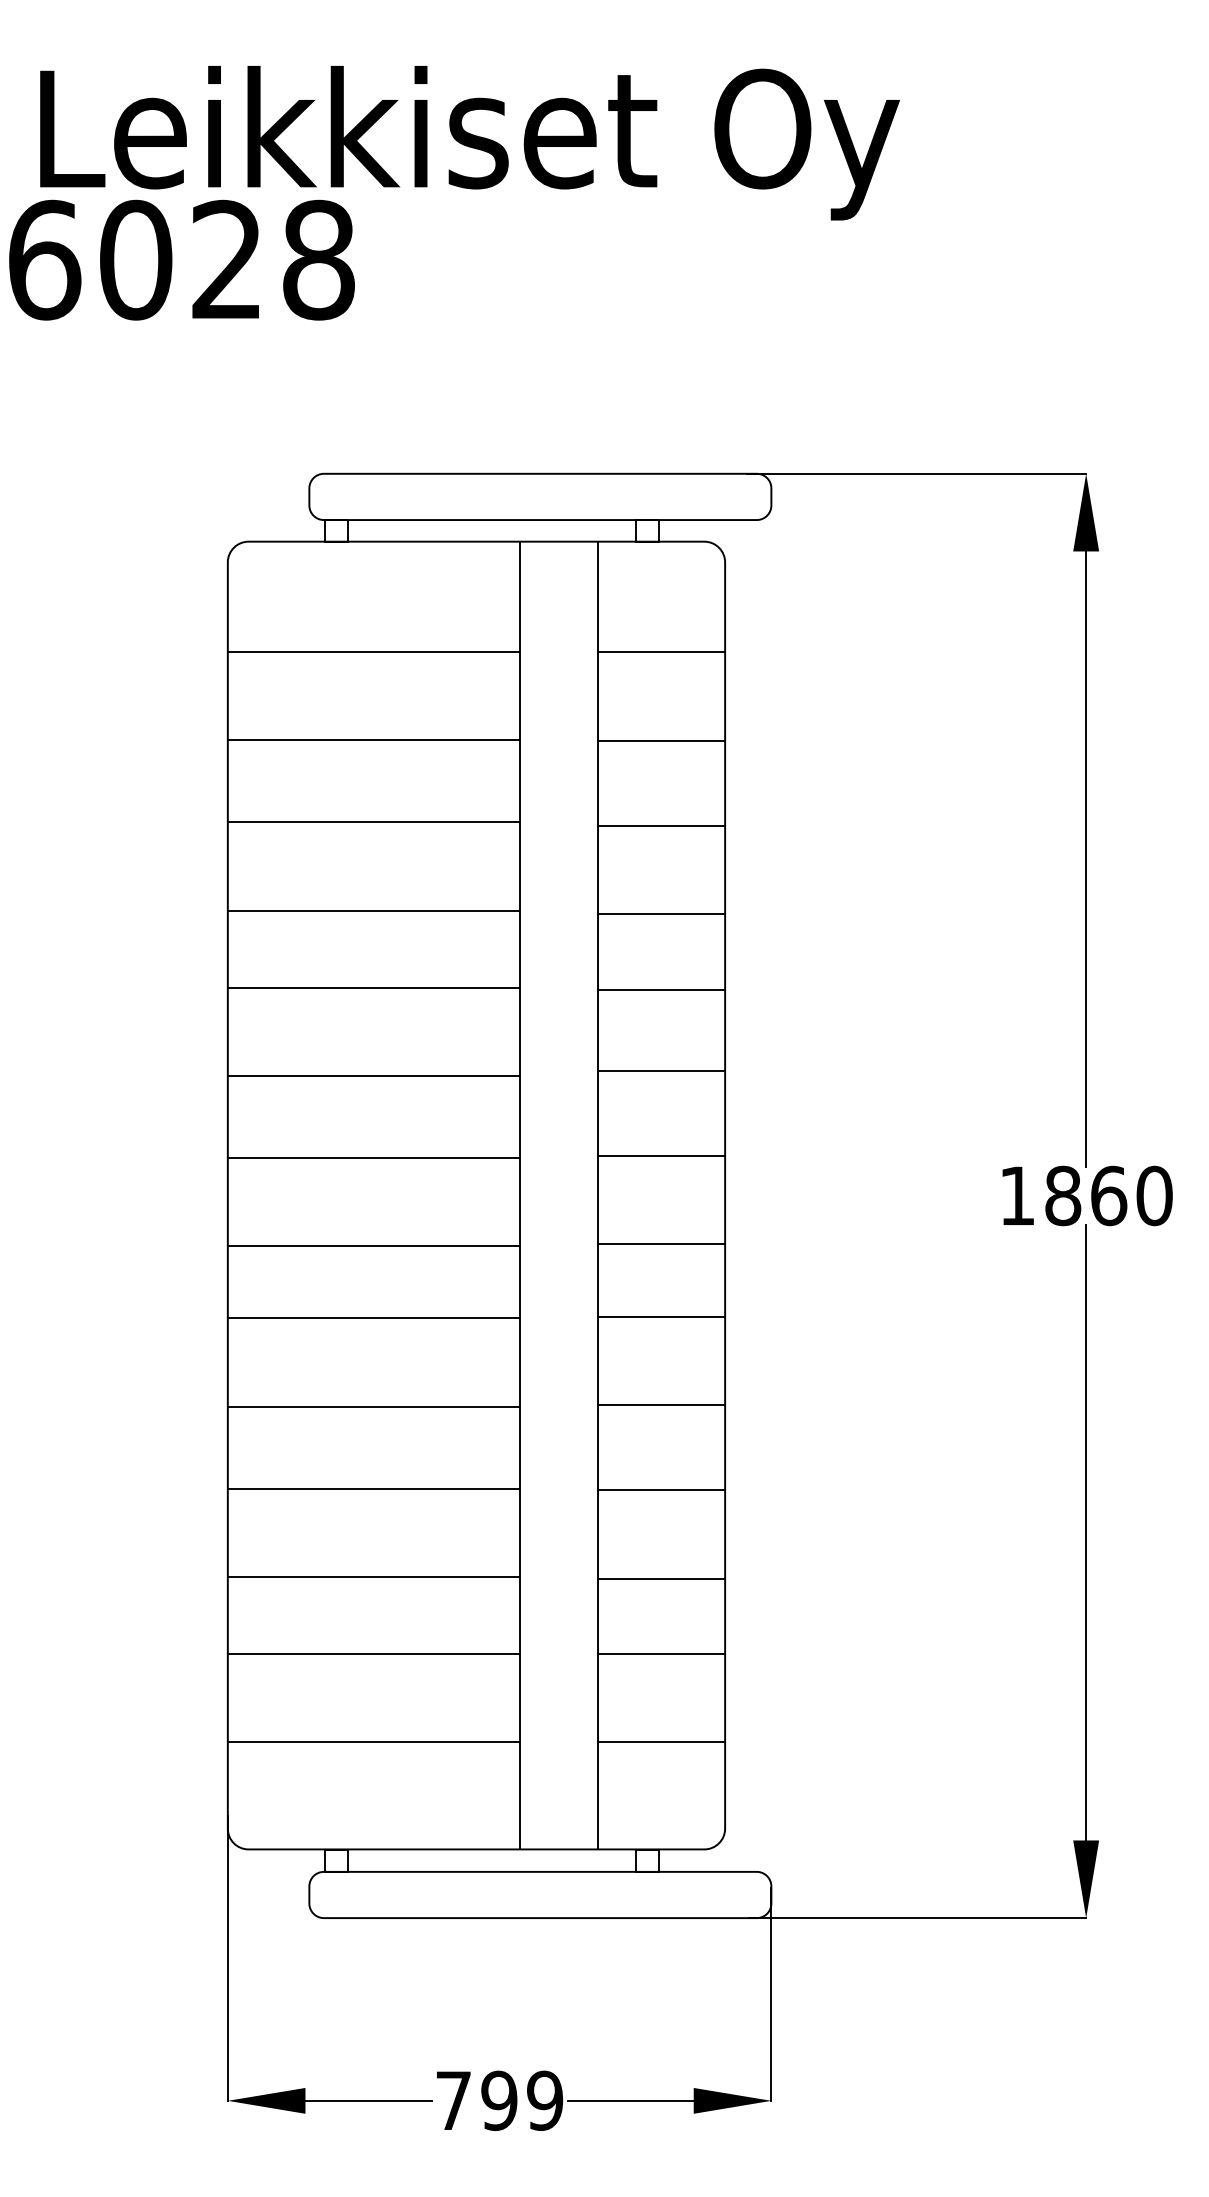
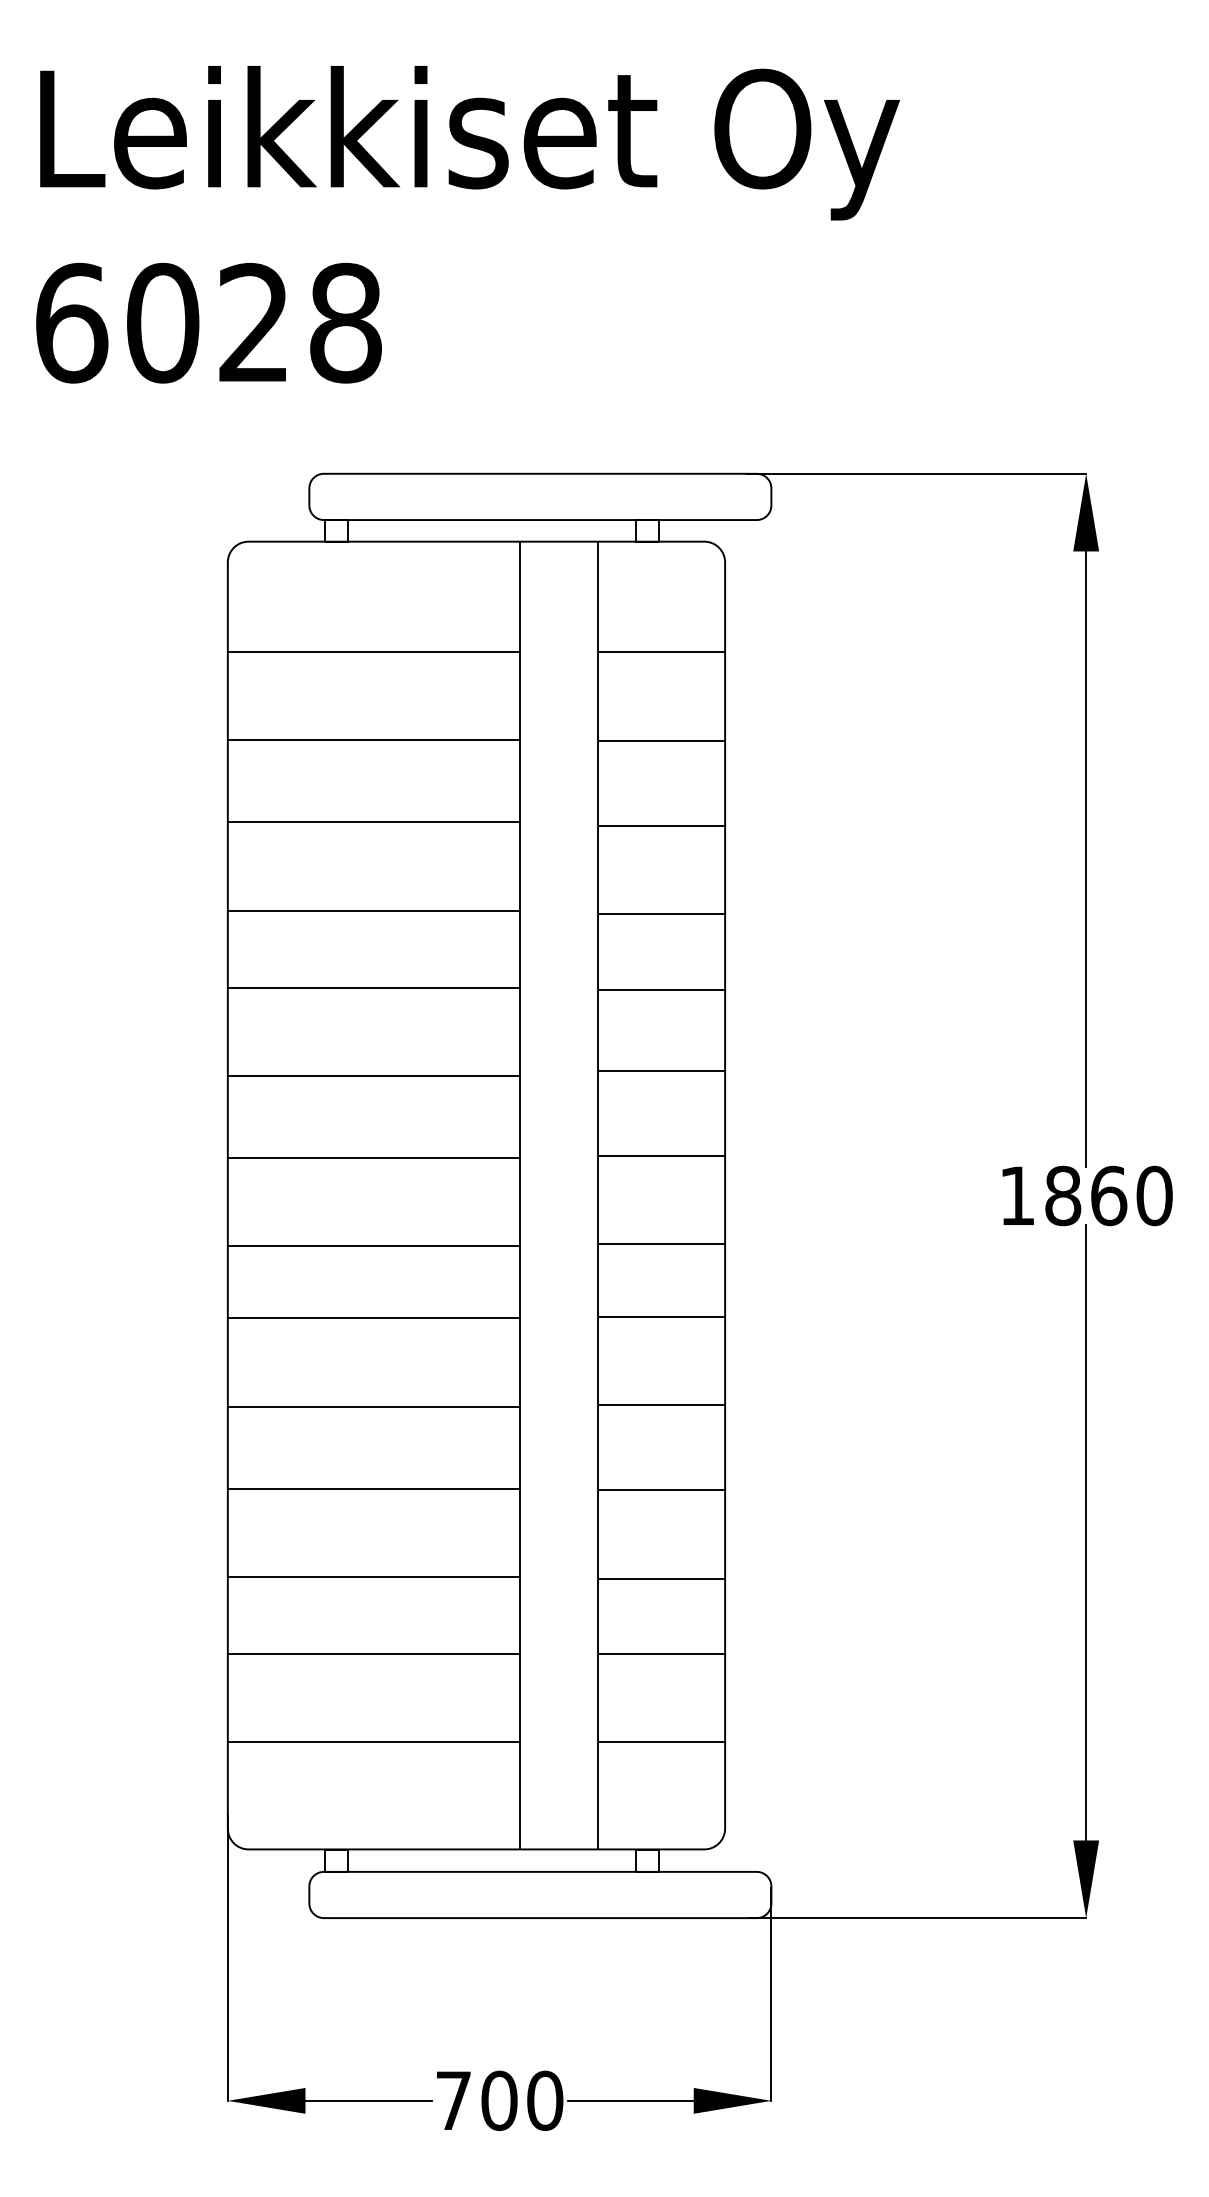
text position: (181, 259) -> (208, 322) (208, 322)
text: 799 -> 700 (522, 2100)
